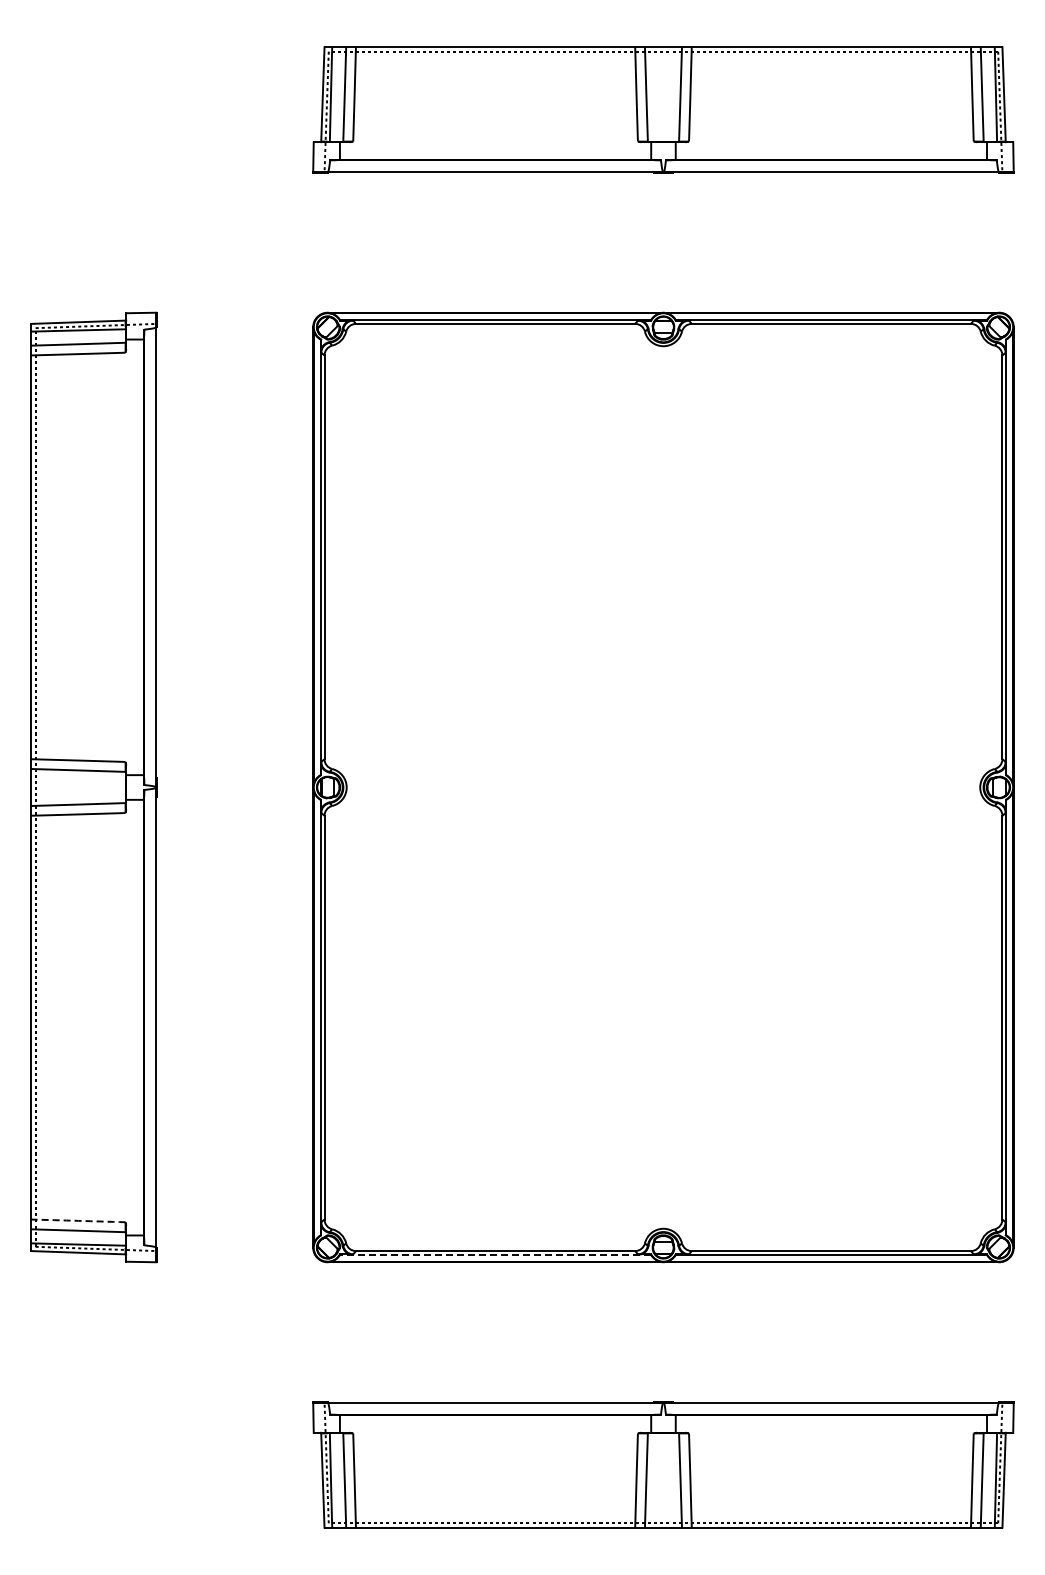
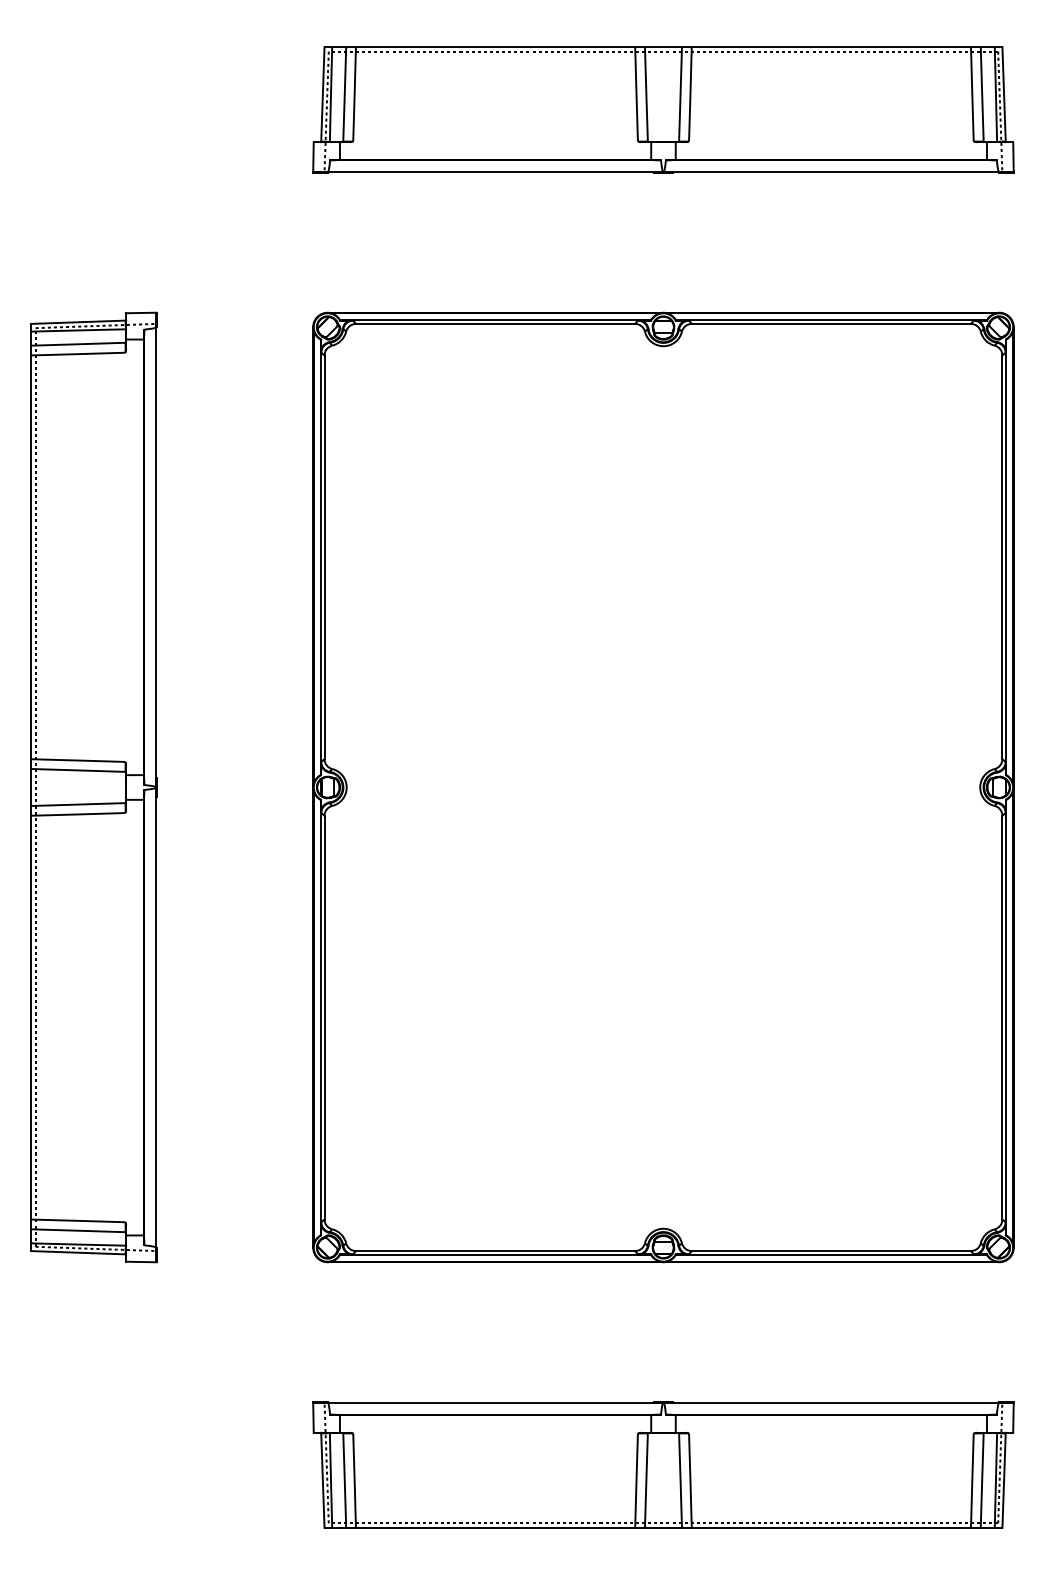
arc: dashed -> solid (78, 1220)
line: dashed -> solid (495, 1255)
